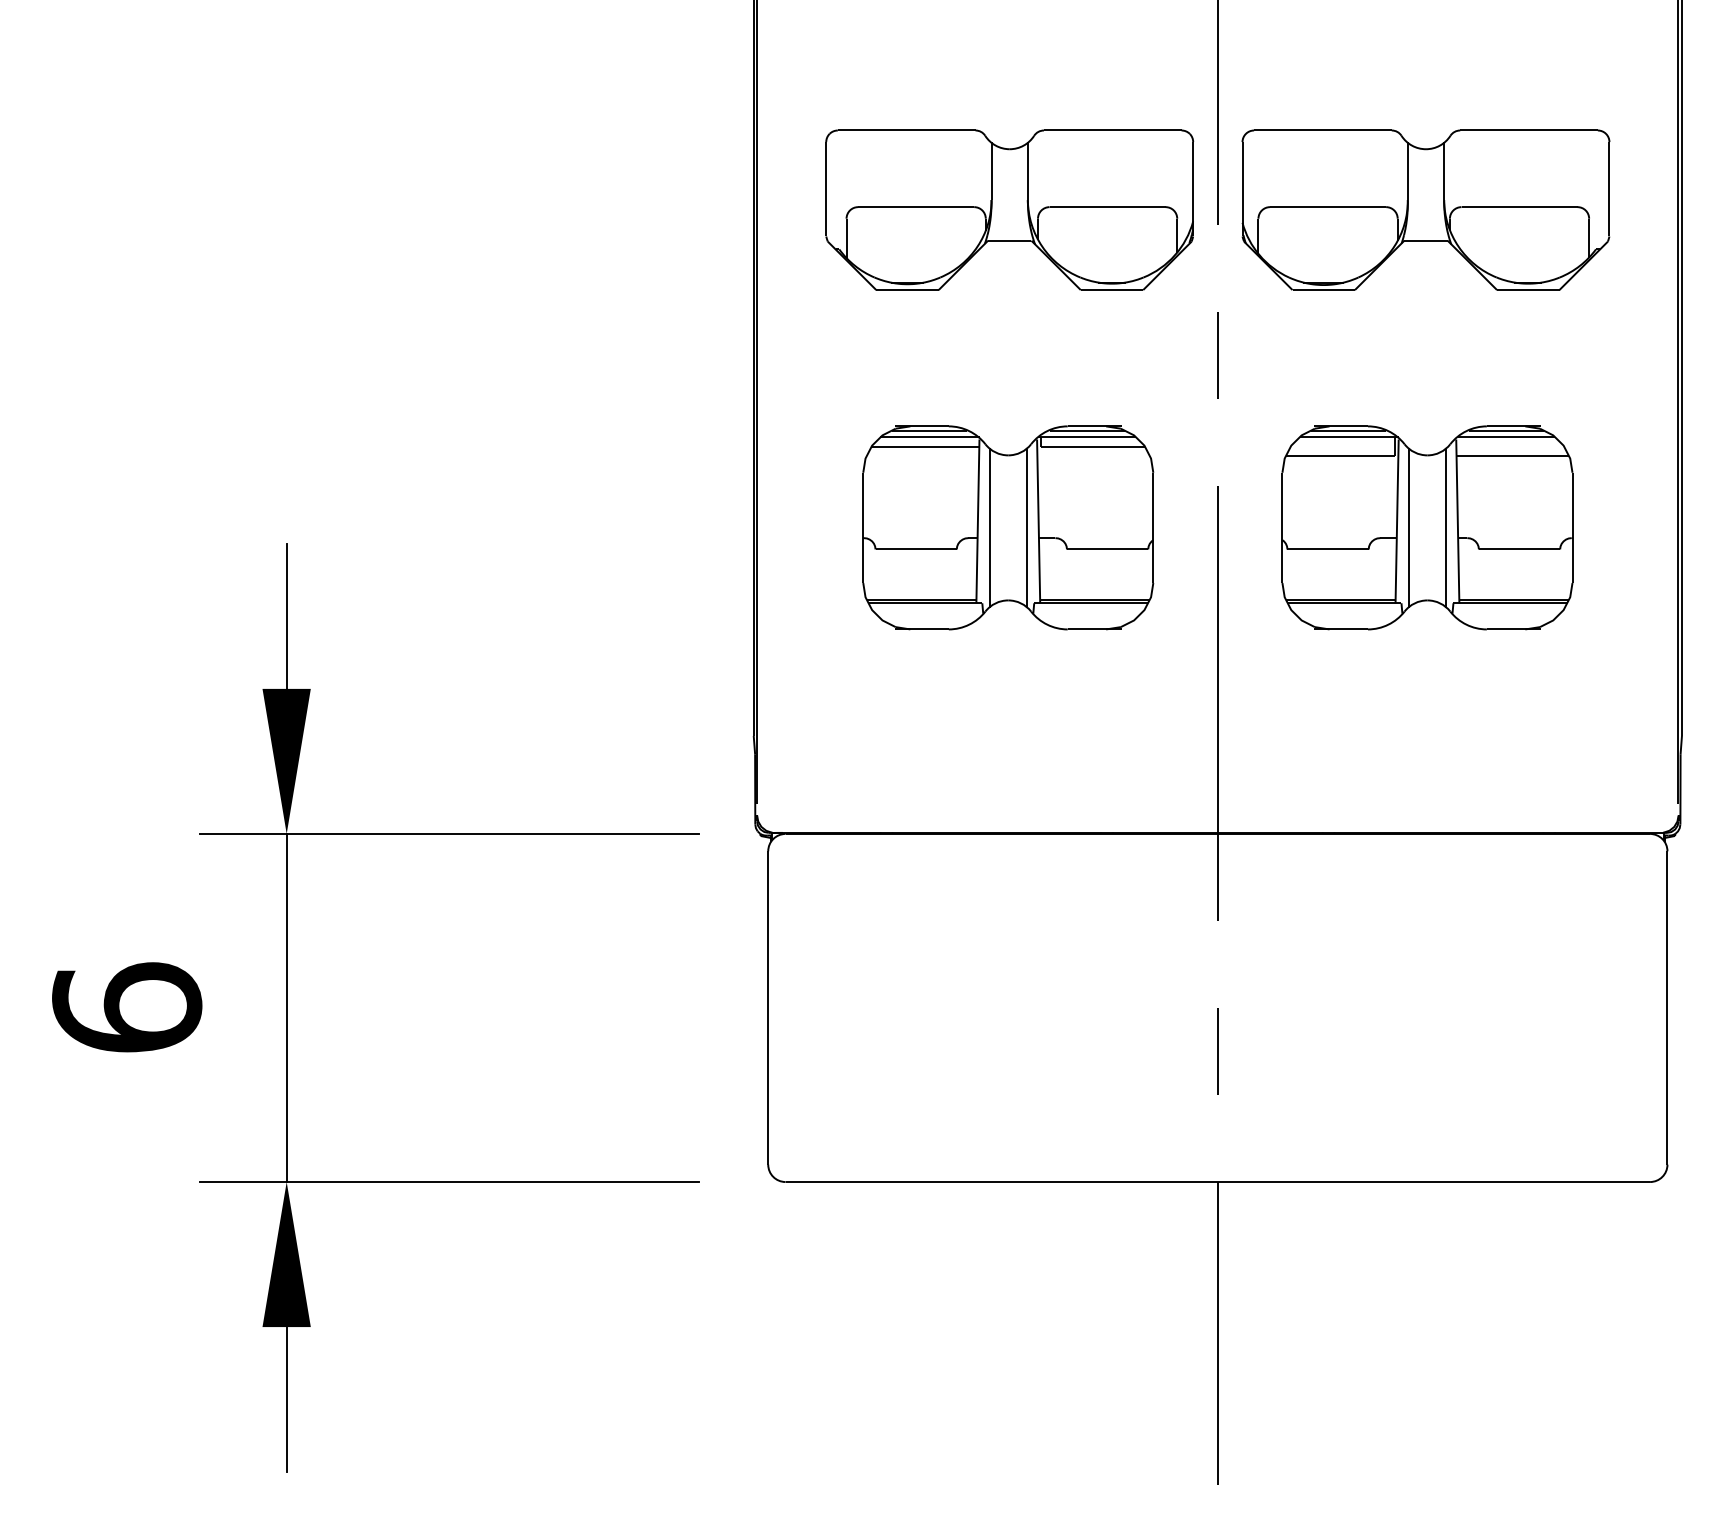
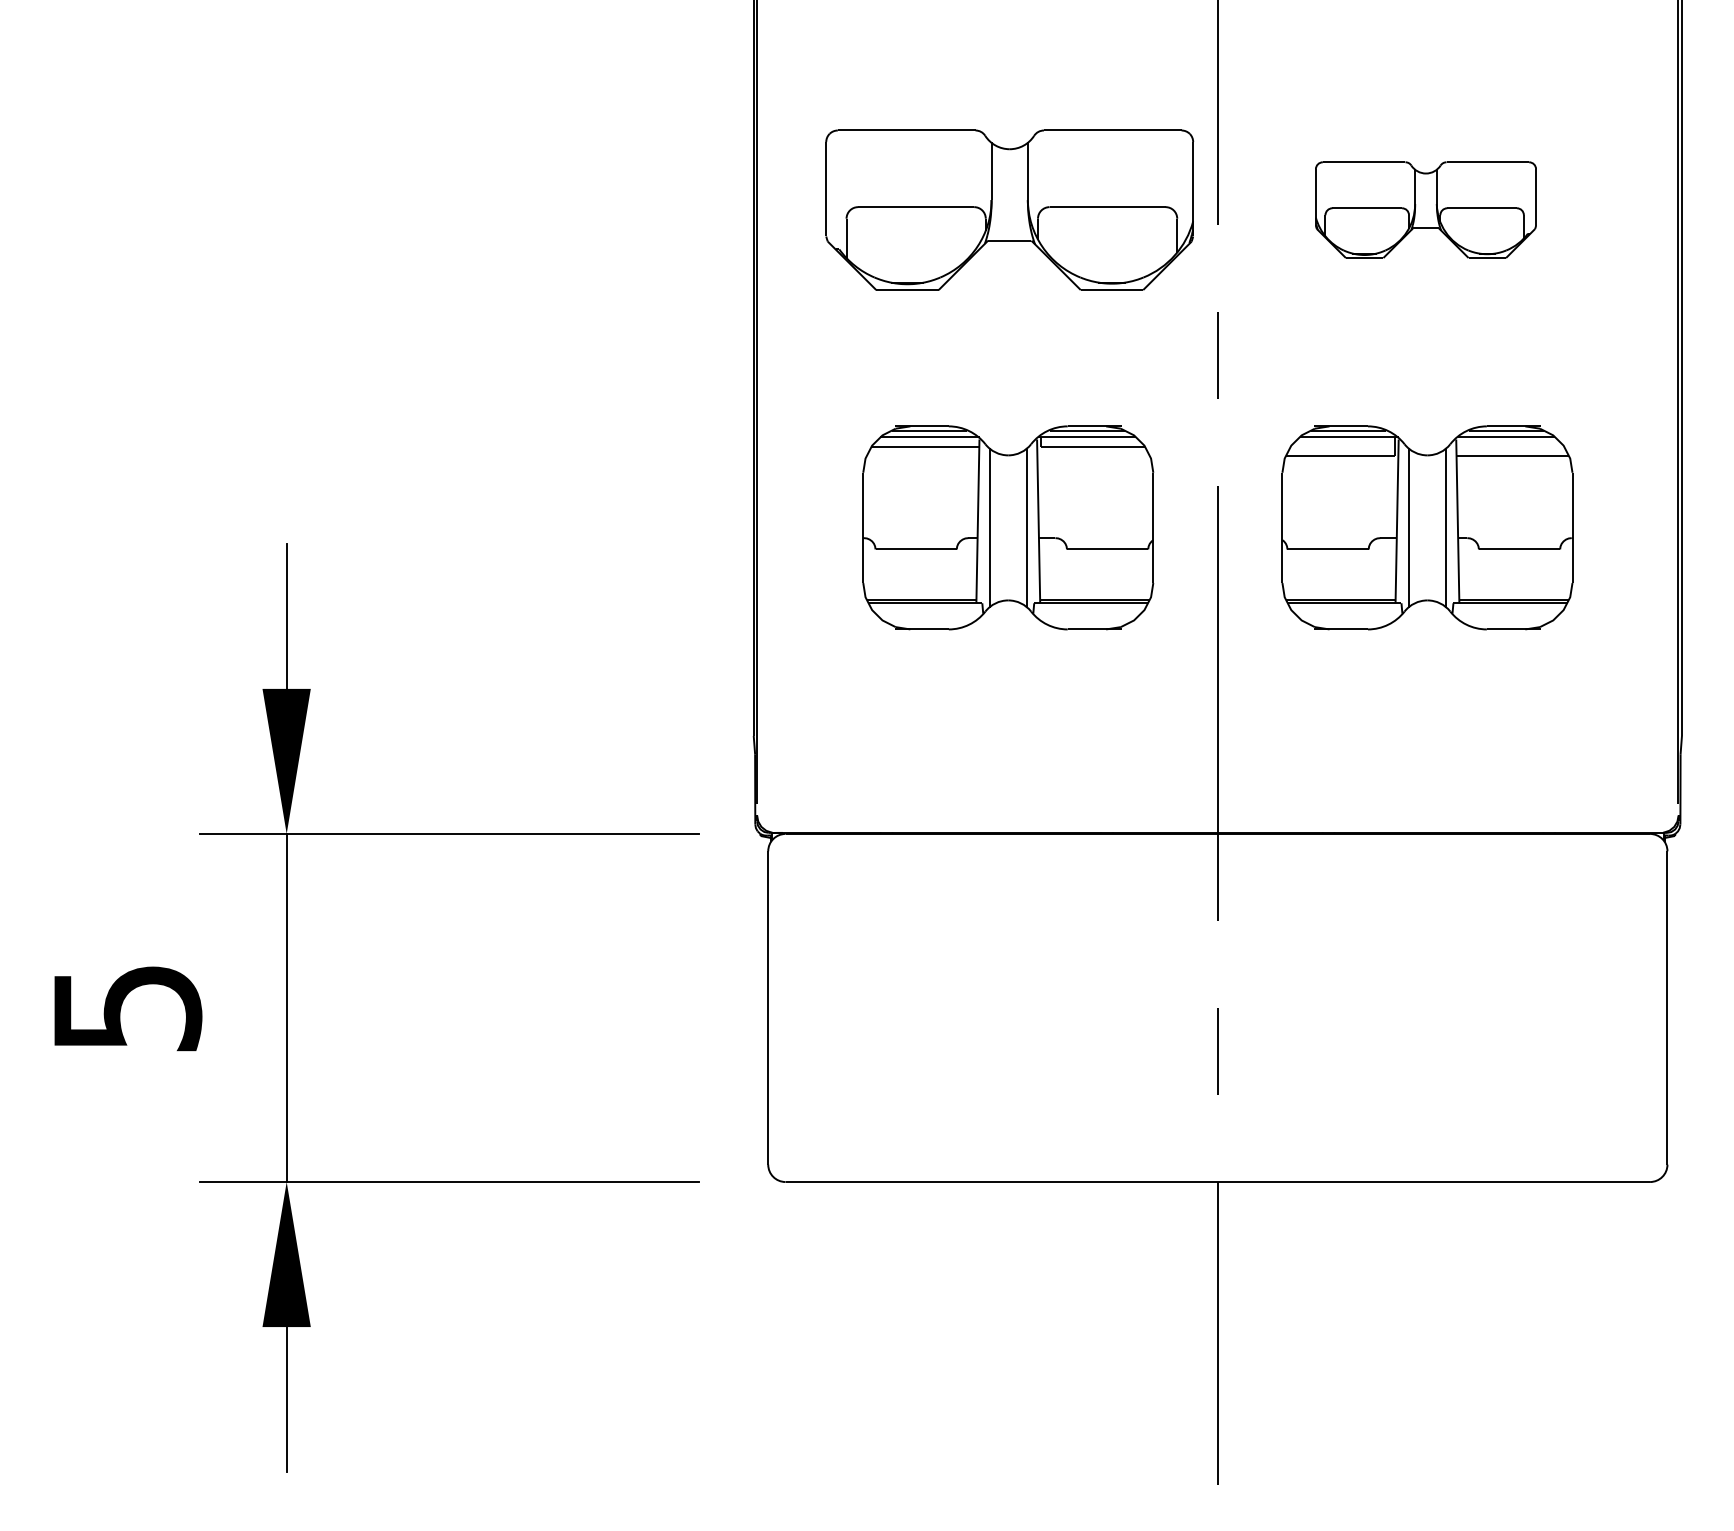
part size: 370x162 px -> 222x98 px (1425, 209)
text: 6 -> 5 (127, 1007)
